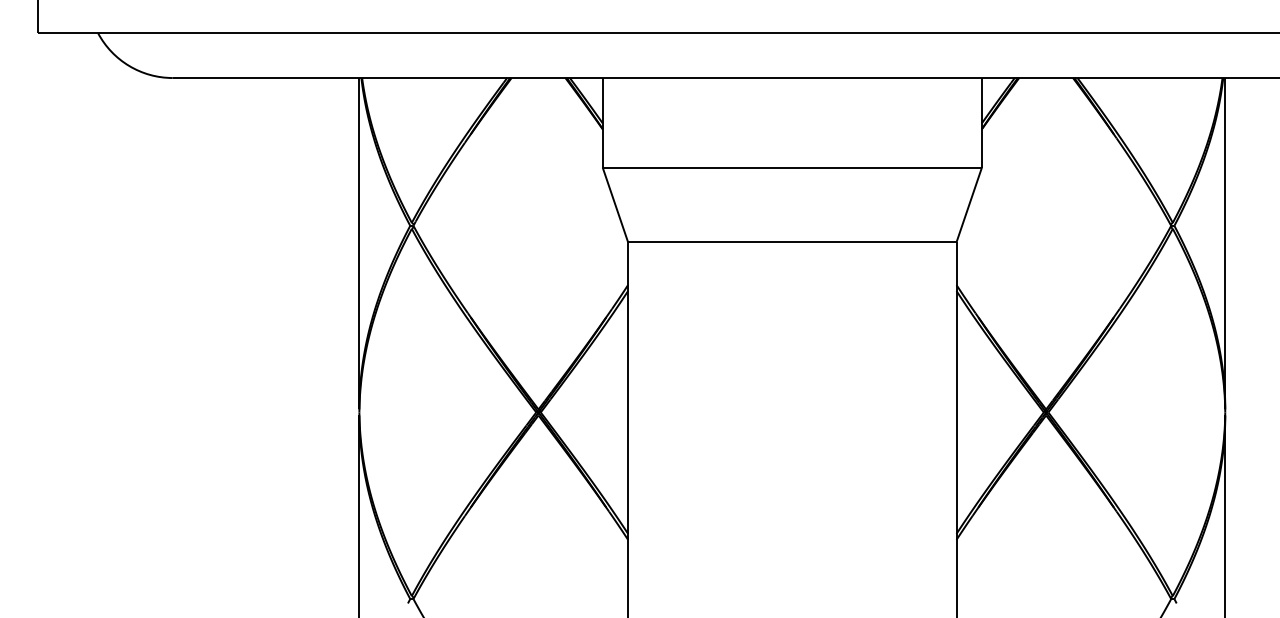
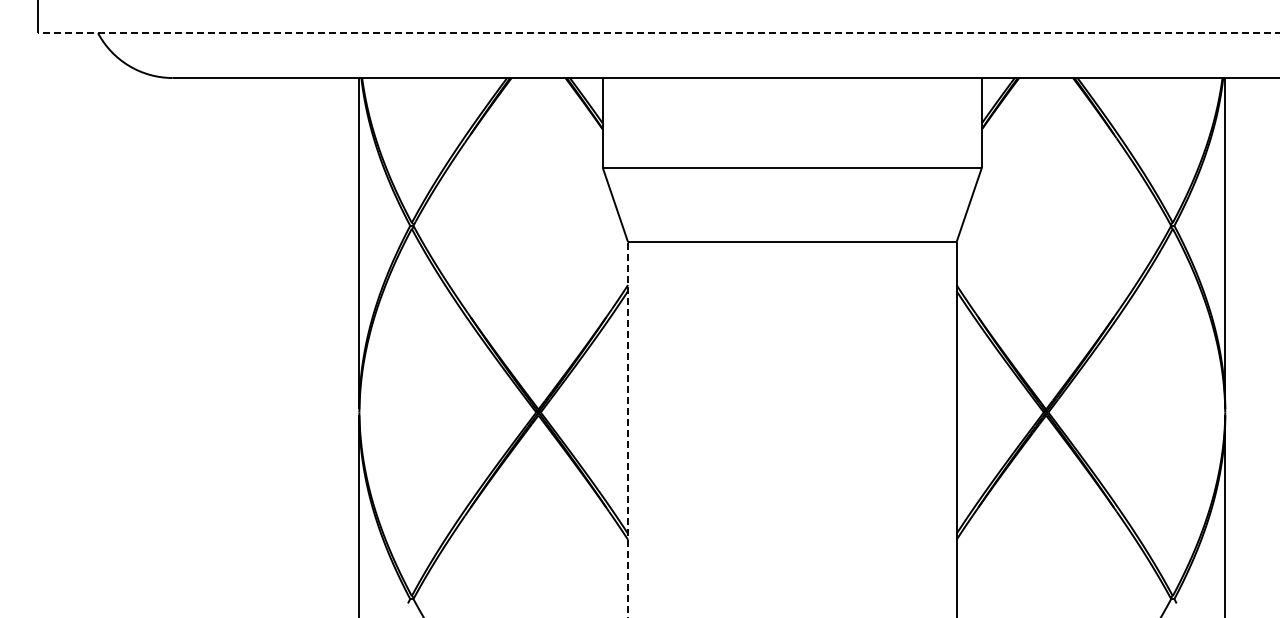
line: solid -> dashed (658, 33)
line: solid -> dashed (628, 429)
